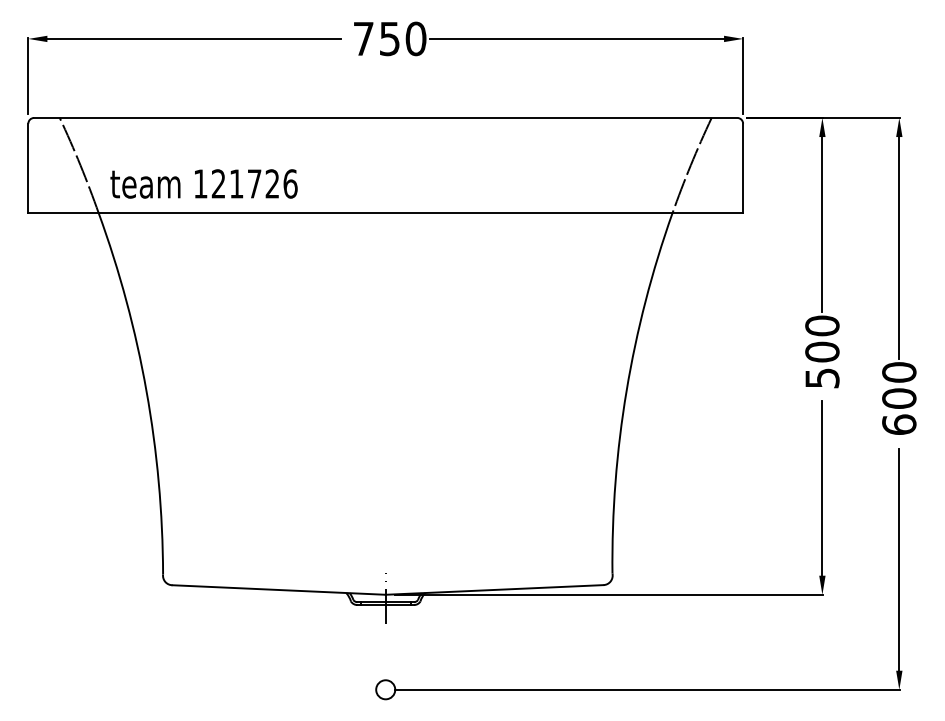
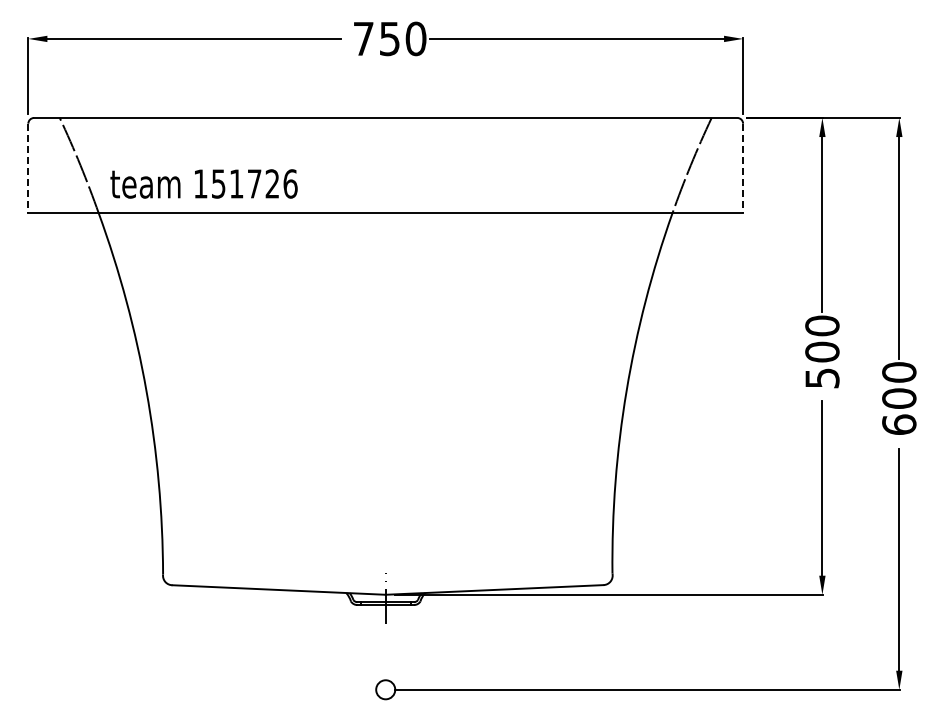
line: solid -> dashed (28, 168)
line: solid -> dashed (743, 168)
text: 121726 -> 151726 (218, 183)
